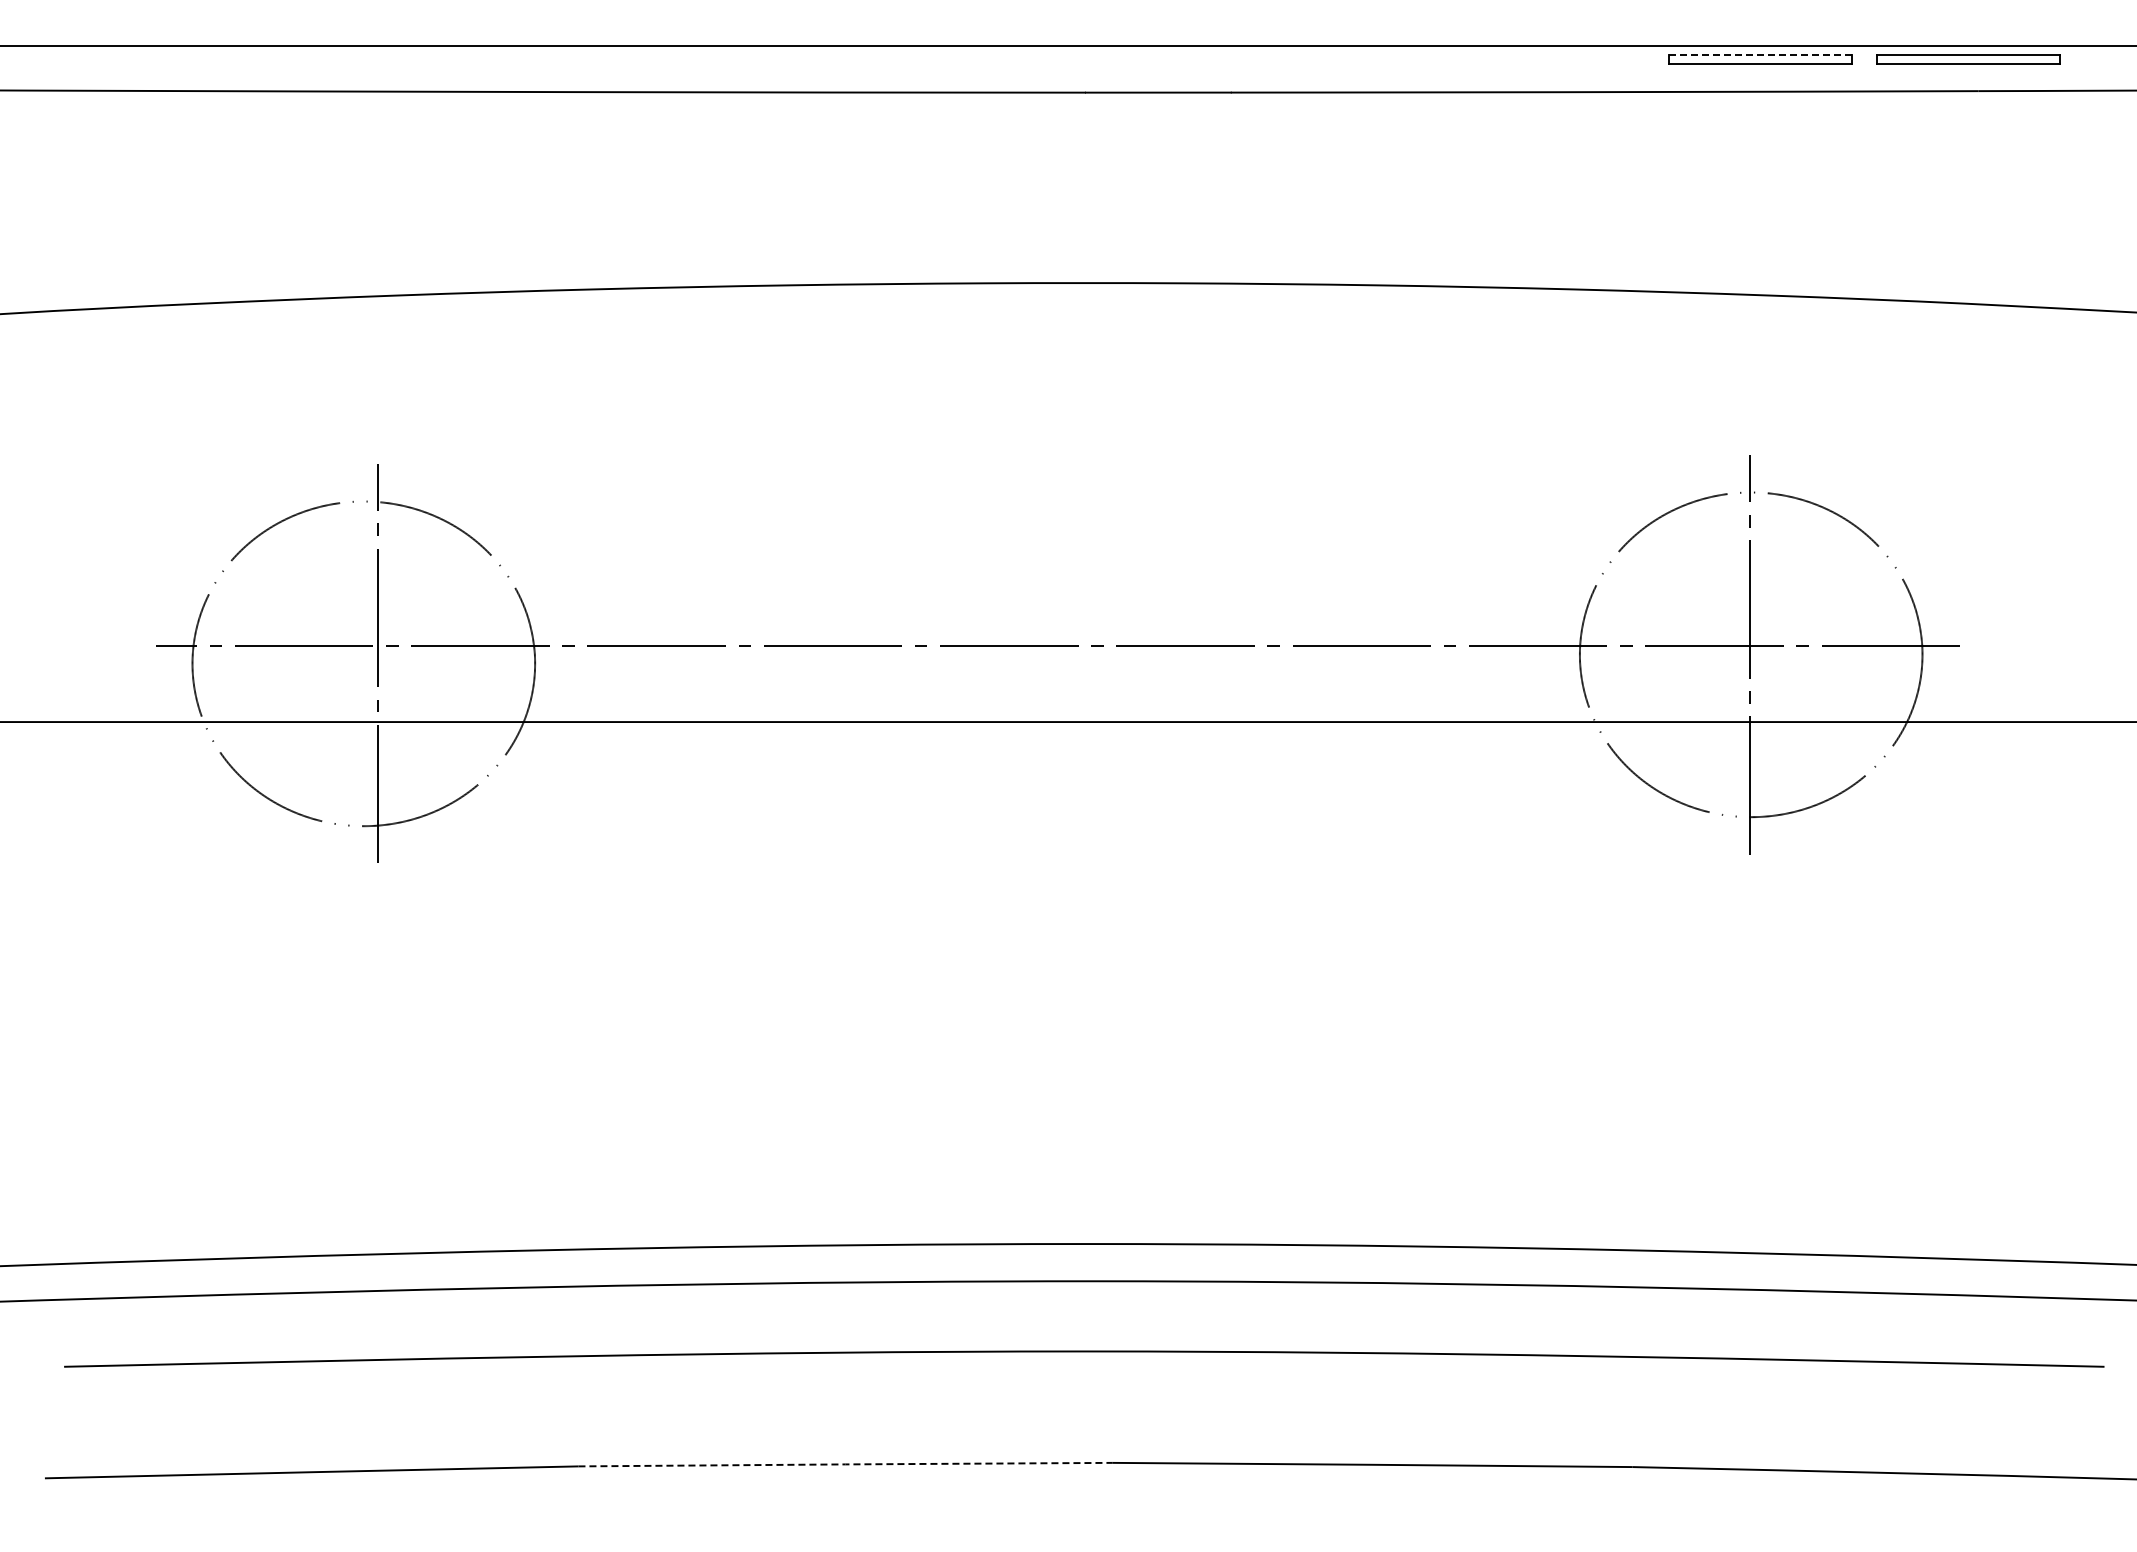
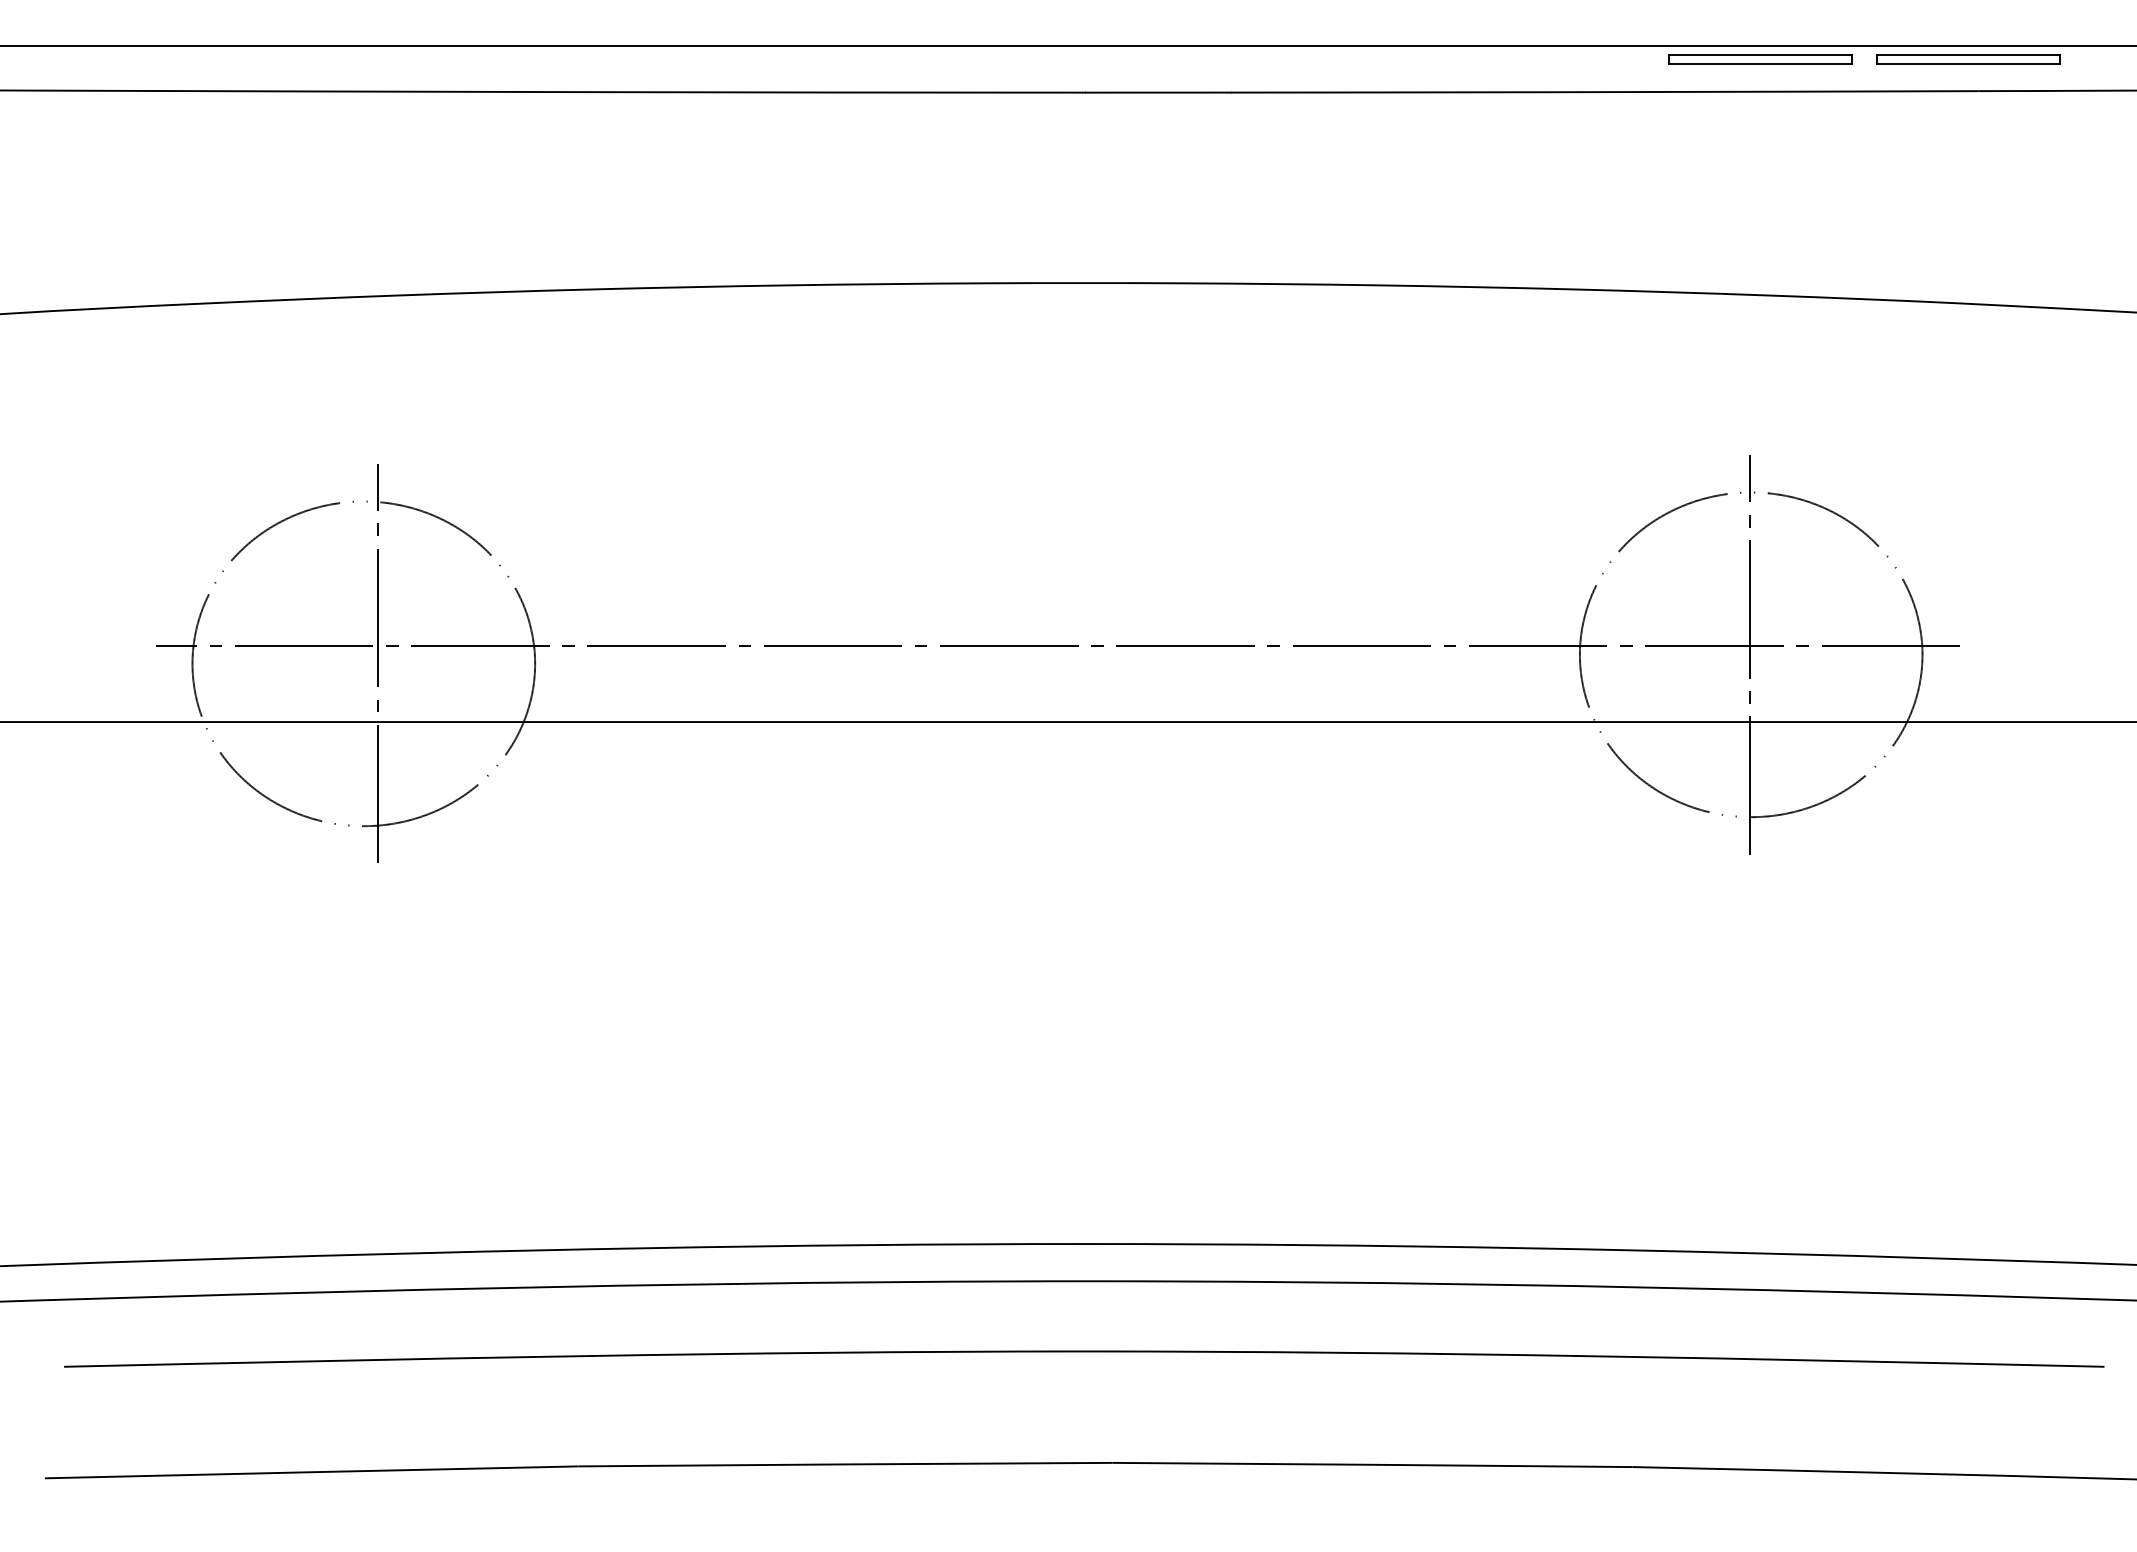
line: dashed -> solid (1760, 55)
line: dashed -> solid (845, 1464)
